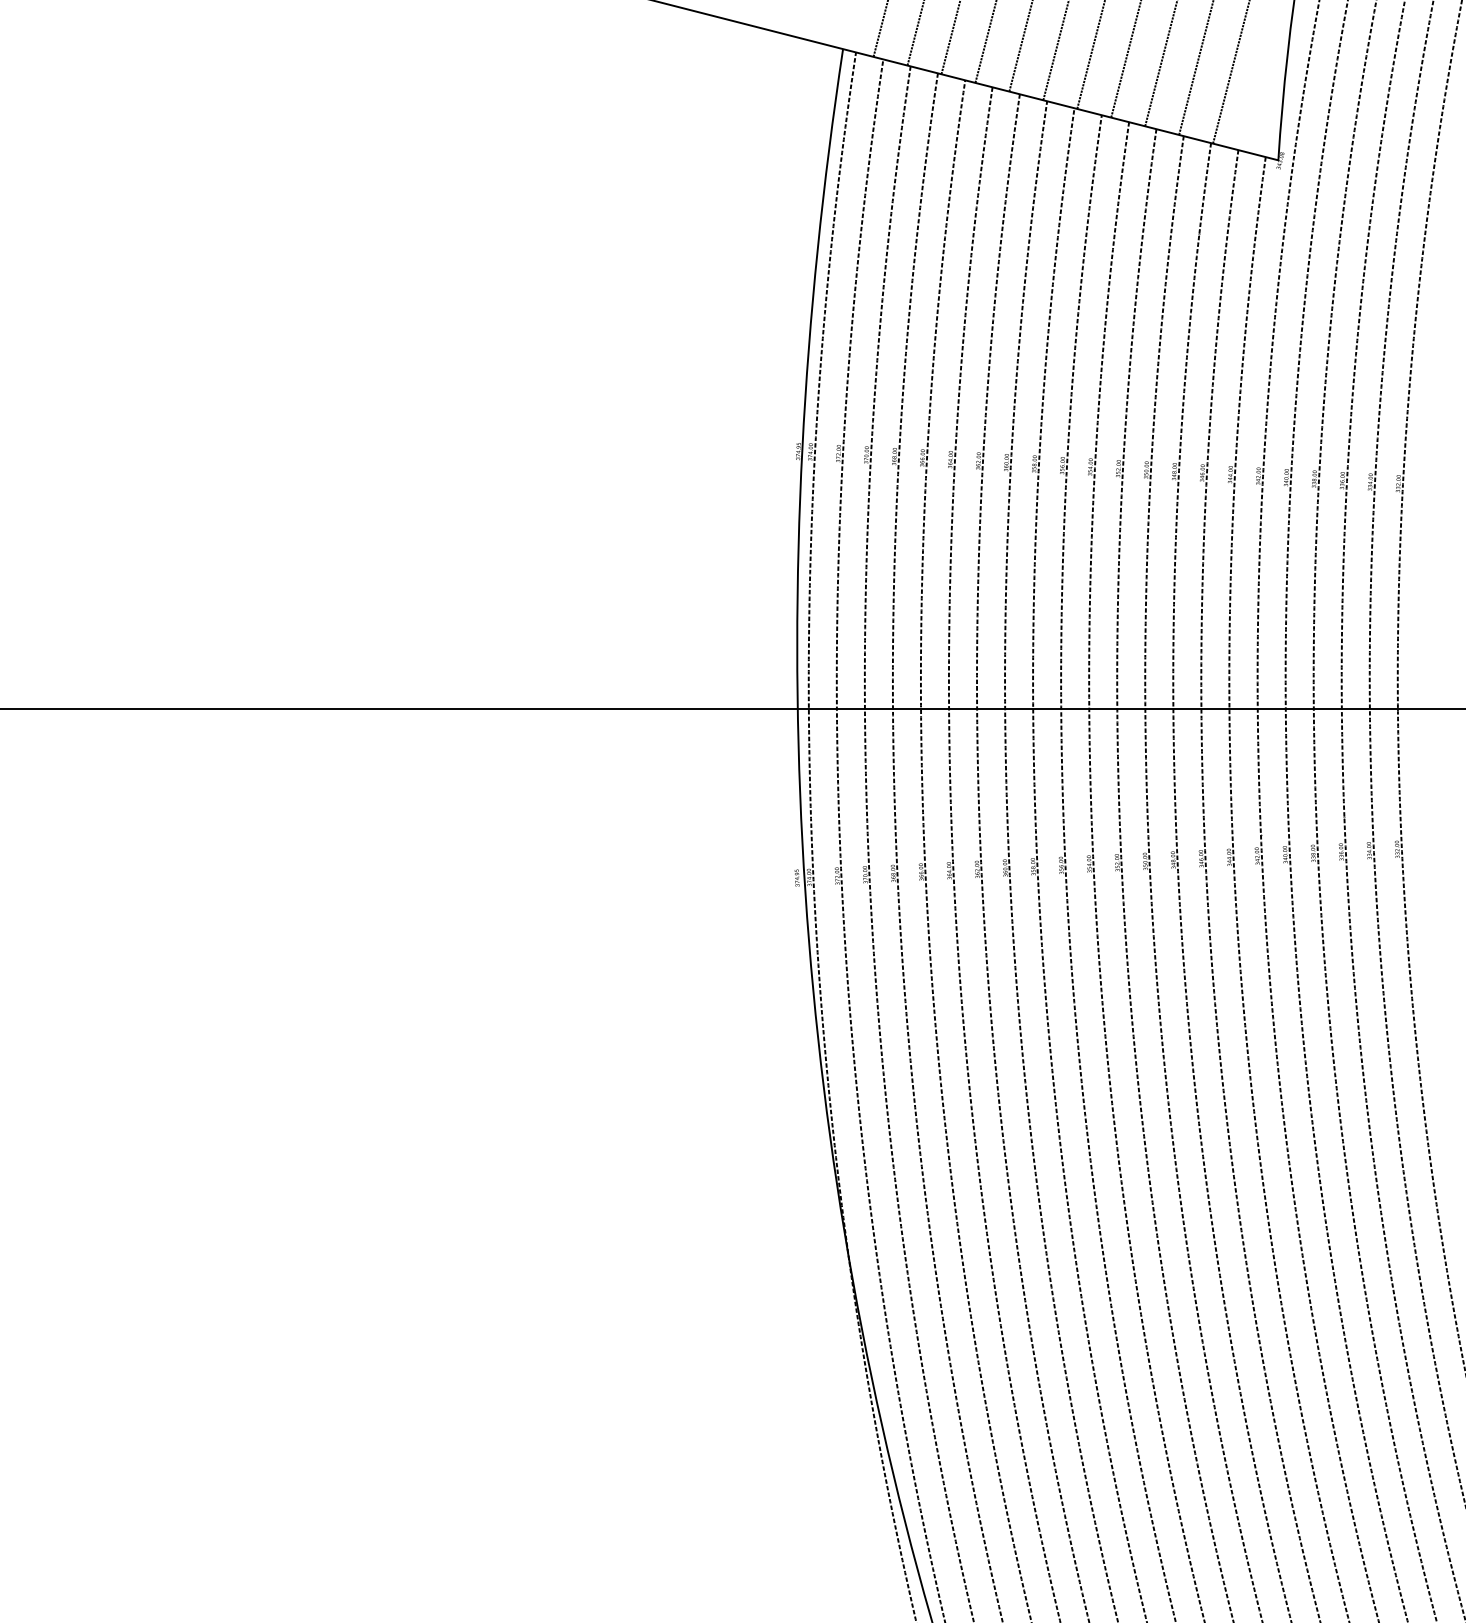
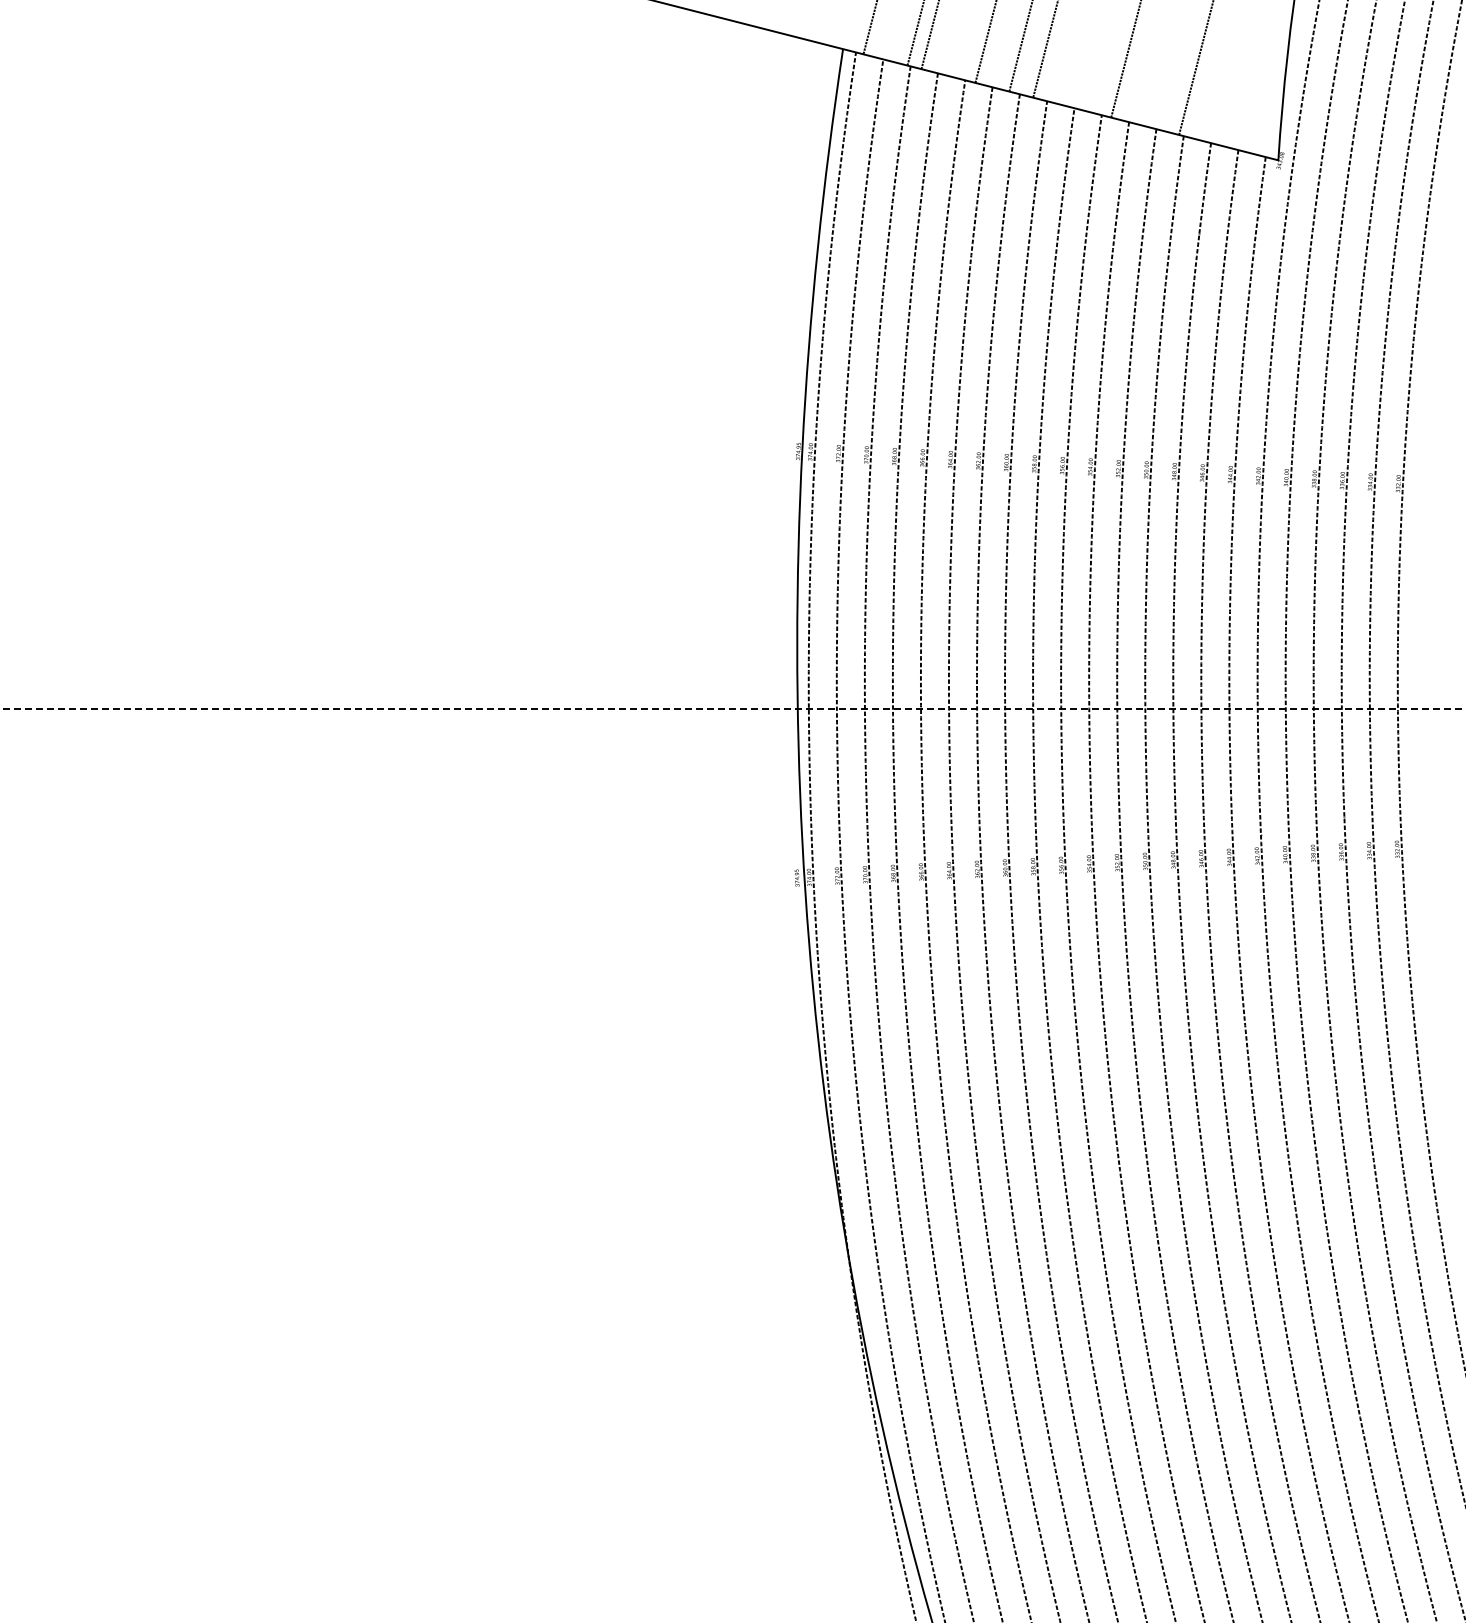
line position: (880, 29) -> (869, 27) (869, 27)
line position: (950, 38) -> (929, 35) (929, 35)
line position: (1055, 51) -> (1045, 49) (1045, 49)
line: present -> none (1090, 55)
line: present -> none (1160, 64)
line: present -> none (1231, 72)
line: solid -> dashed (732, 708)
